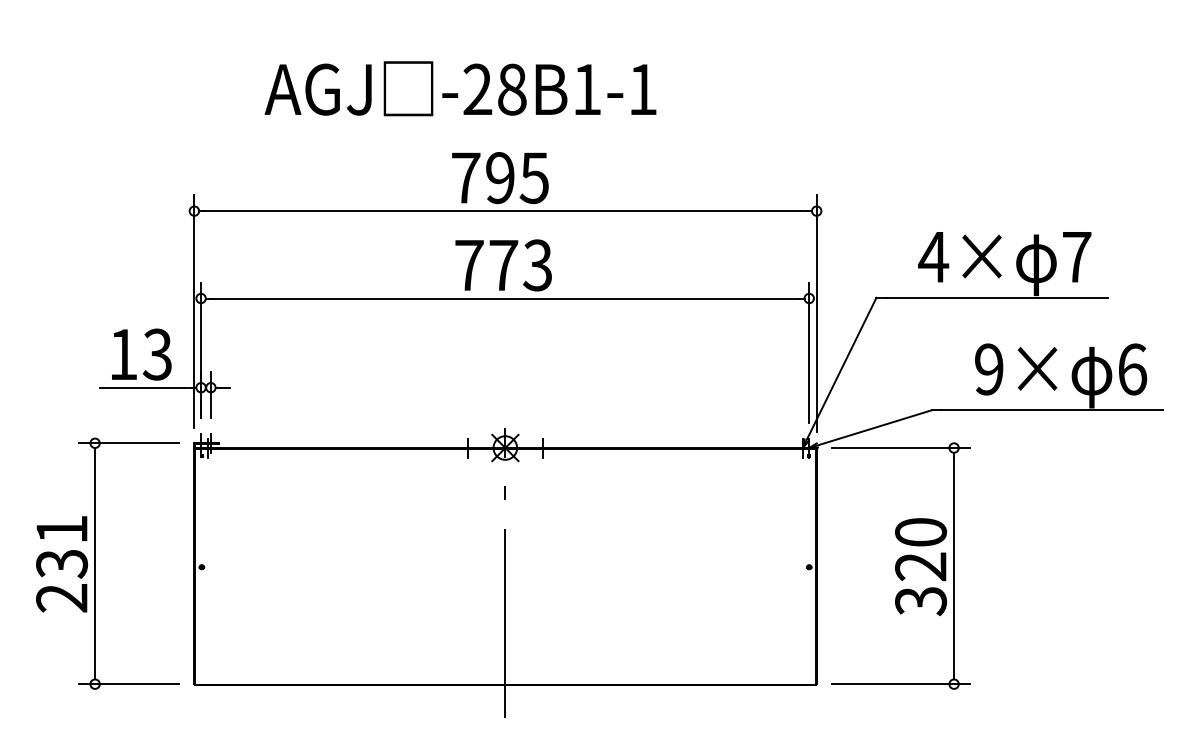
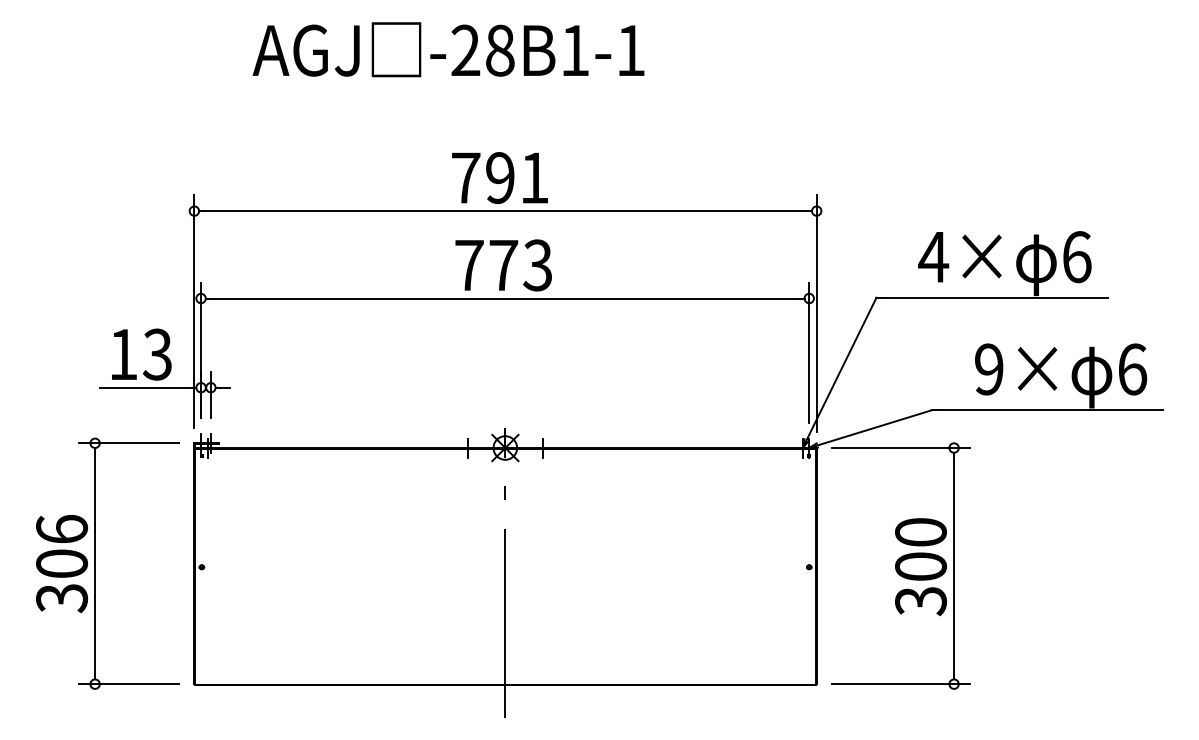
text position: (460, 88) -> (448, 49) (448, 49)
text: 795 -> 791 (533, 178)
text: 7 -> 6 (1077, 257)
text: 231 -> 306 (62, 564)
text: 320 -> 300 (921, 566)
